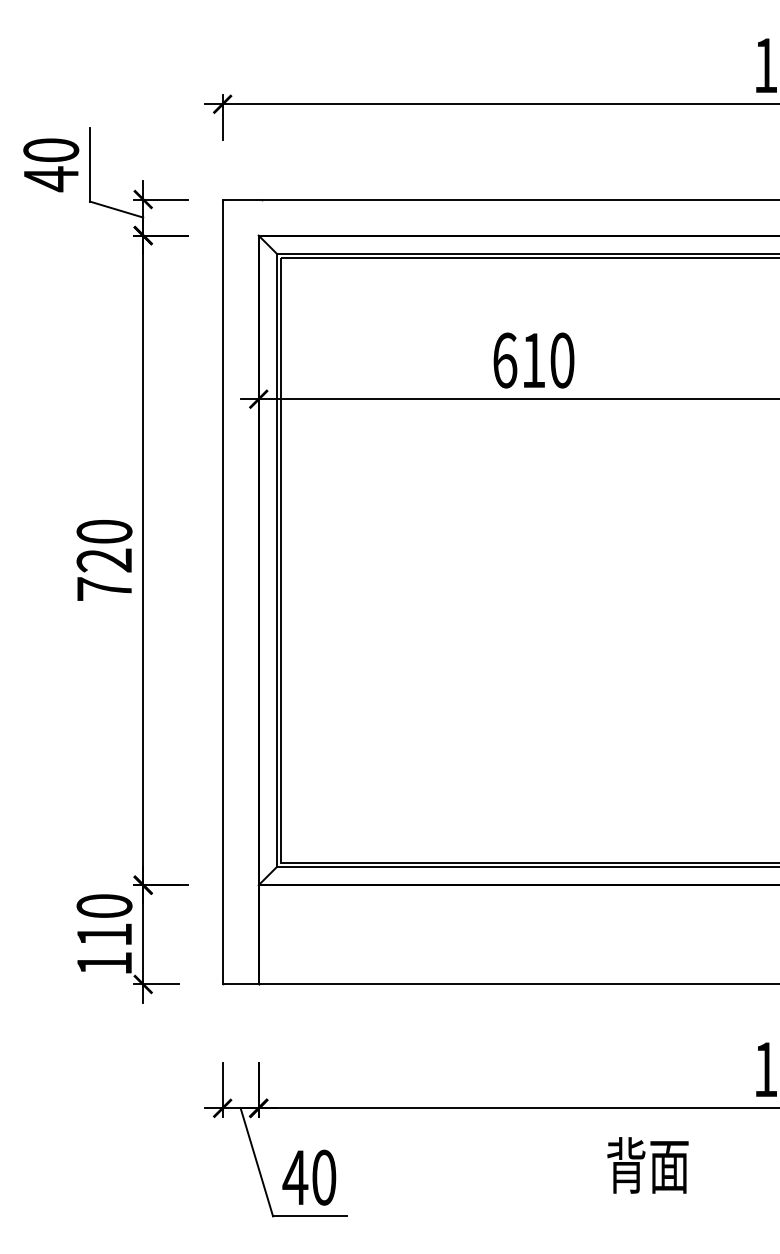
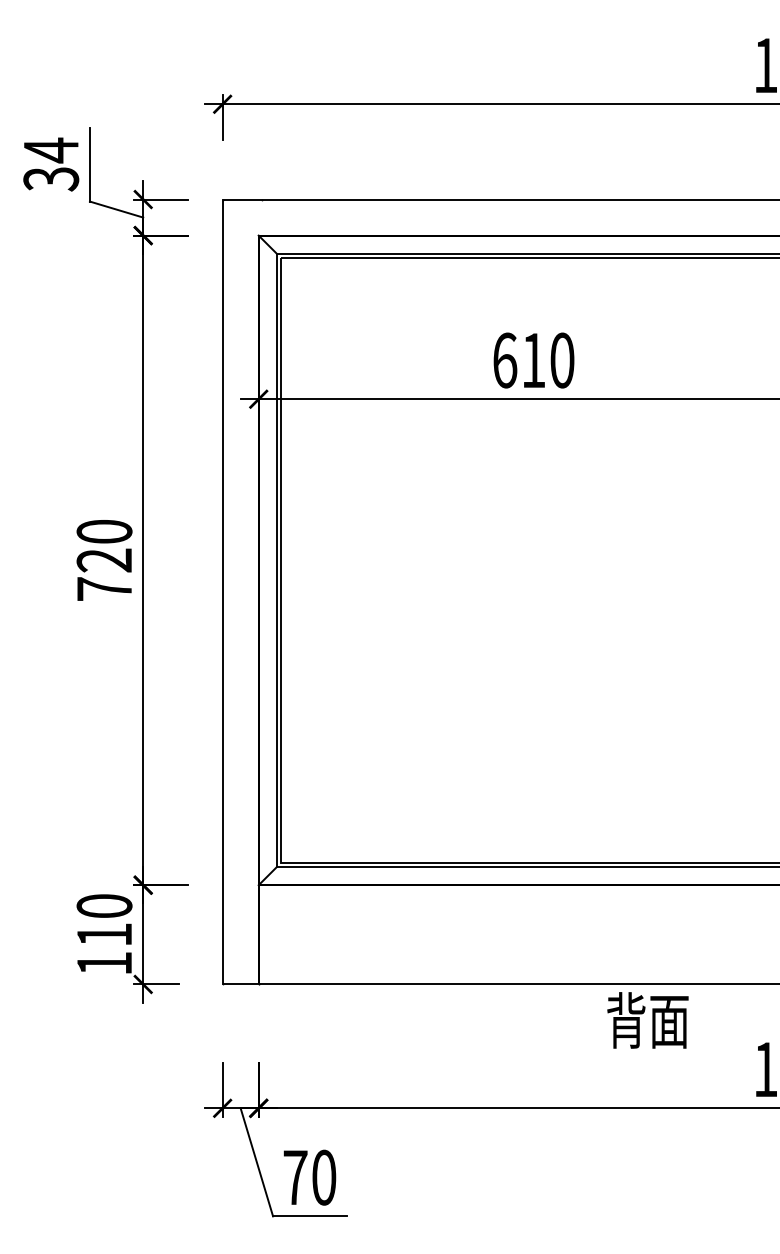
text: 40 -> 34 (51, 164)
text position: (647, 1165) -> (647, 1020) (647, 1020)
text: 40 -> 70 (295, 1177)
